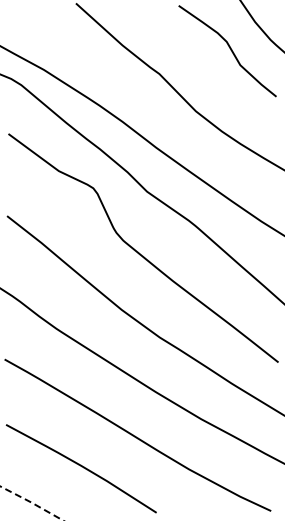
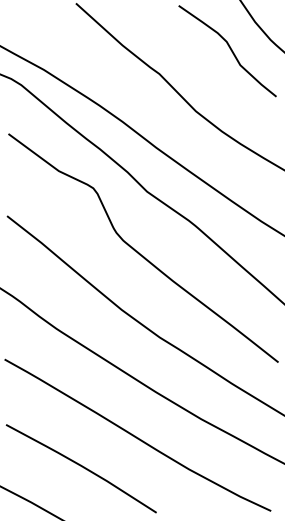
line: dashed -> solid (31, 502)
